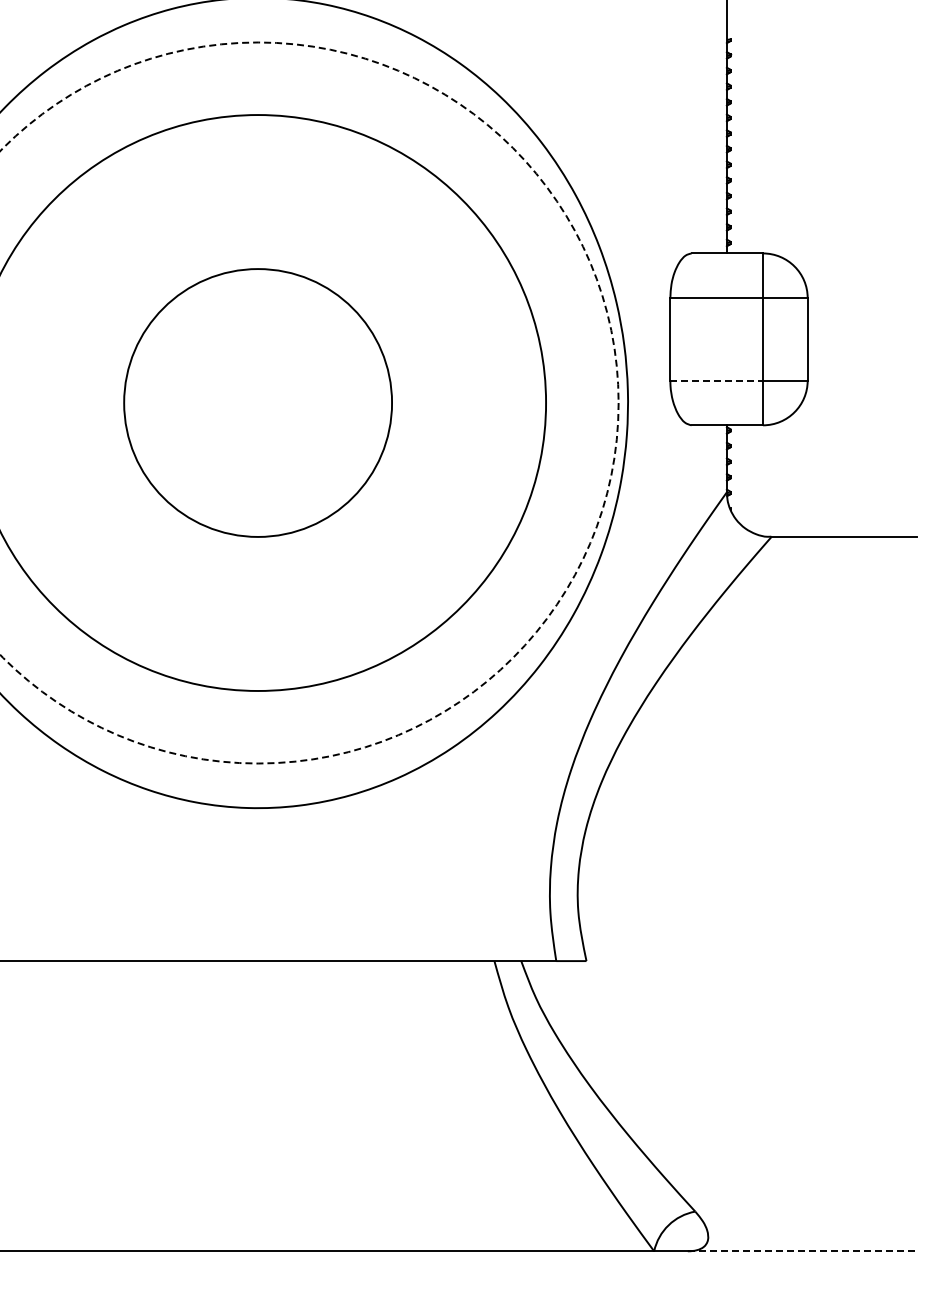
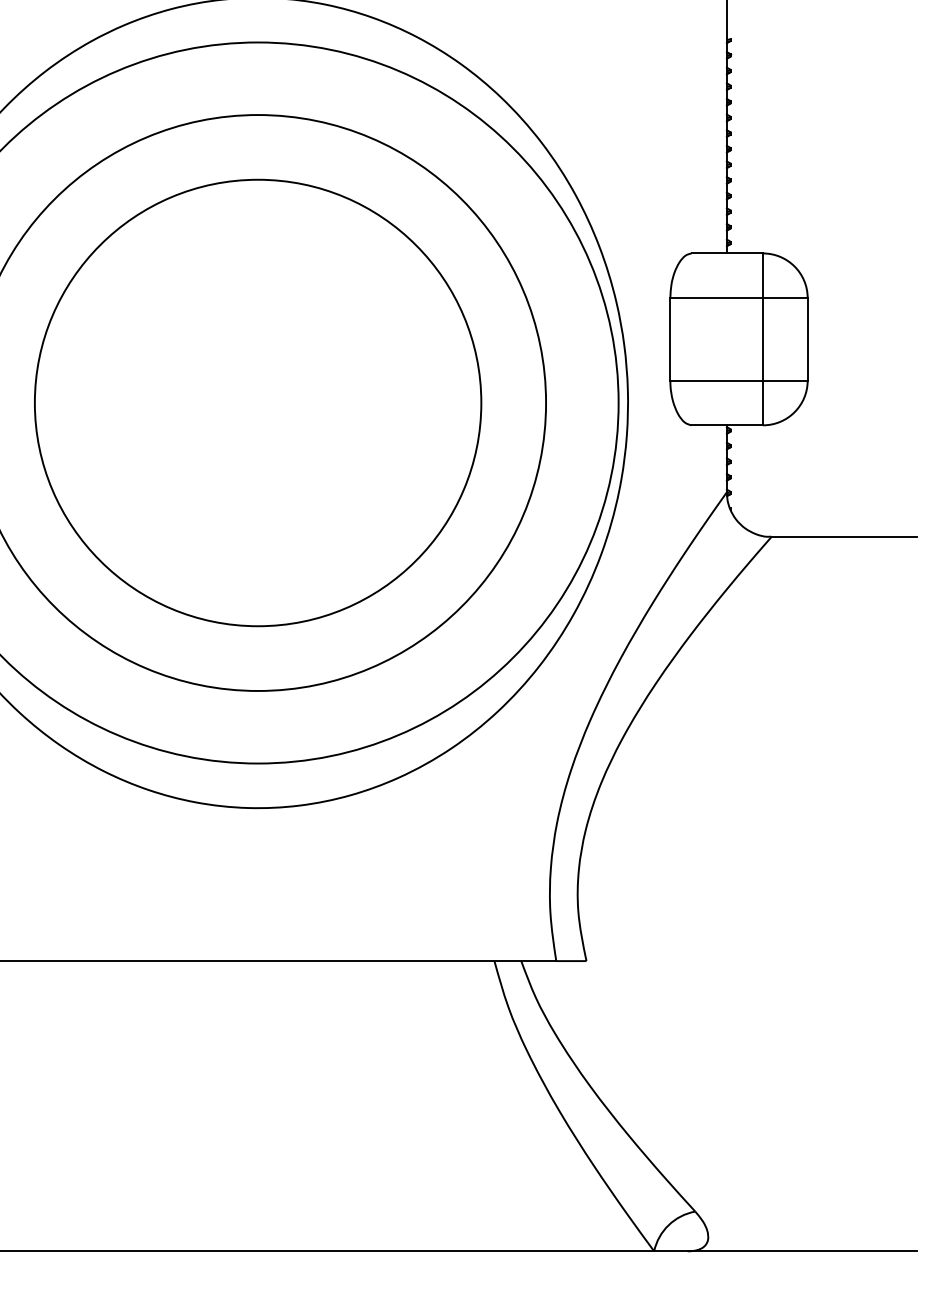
line: dashed -> solid (717, 380)
circle diameter: 268 px -> 446 px (257, 402)
circle: dashed -> solid (309, 402)
line: dashed -> solid (802, 1251)
